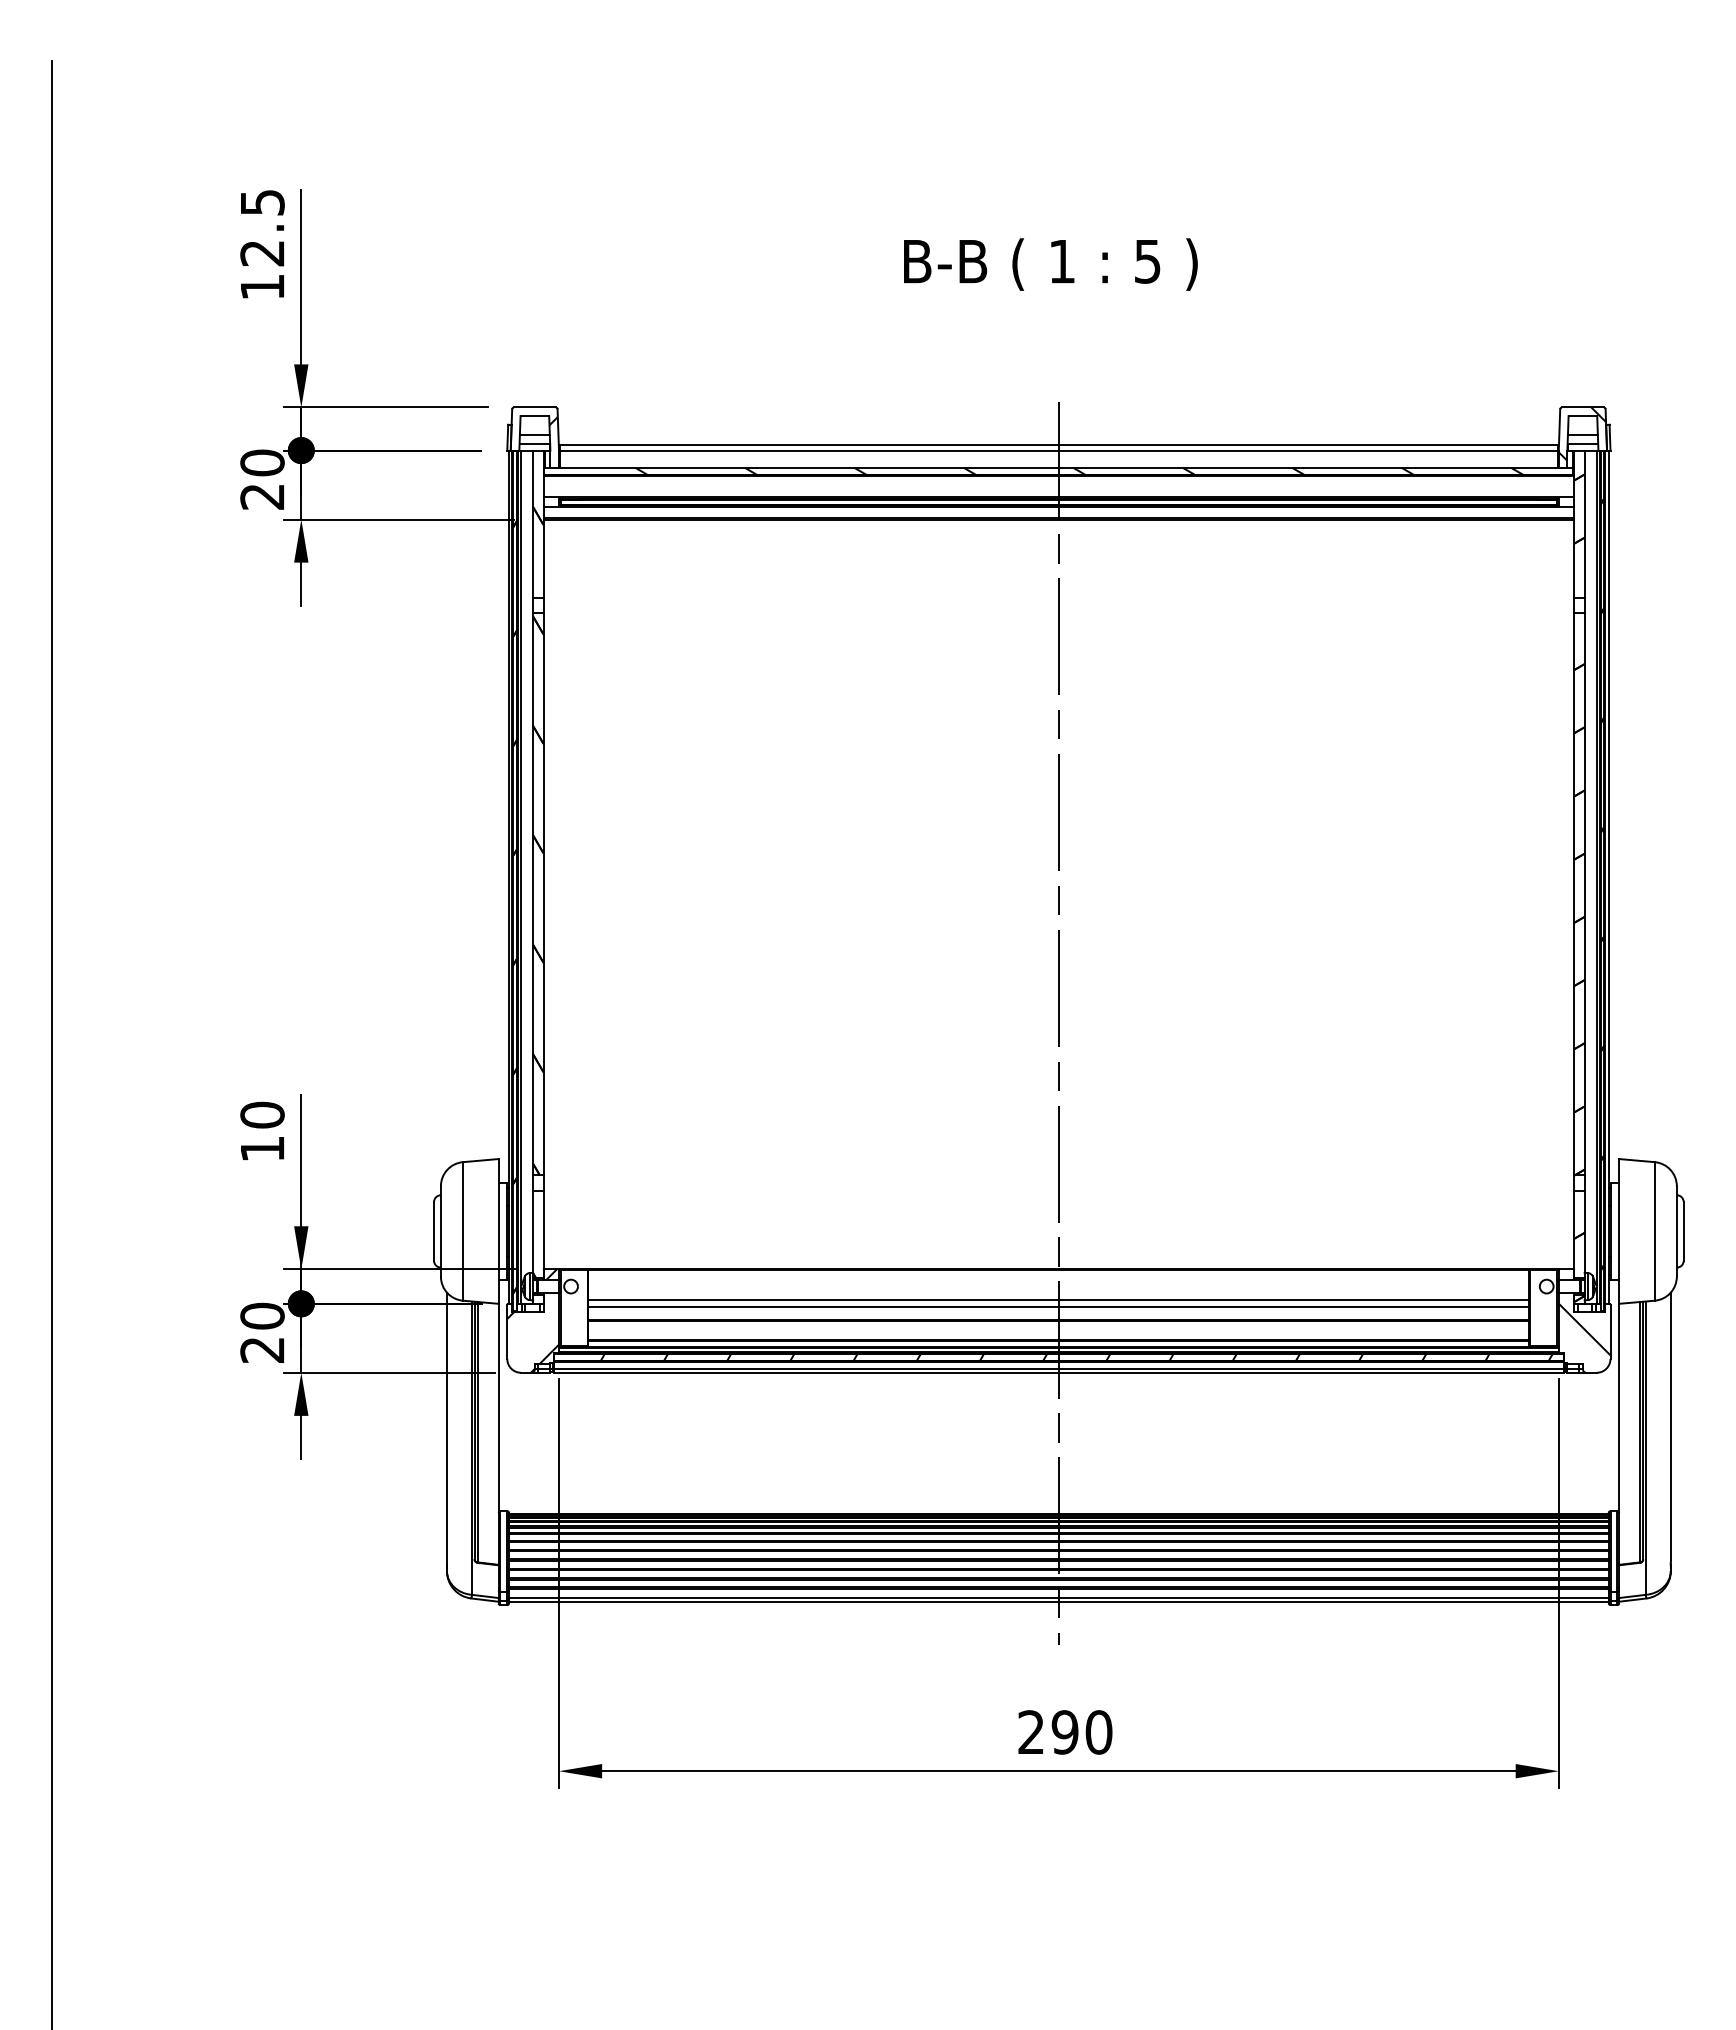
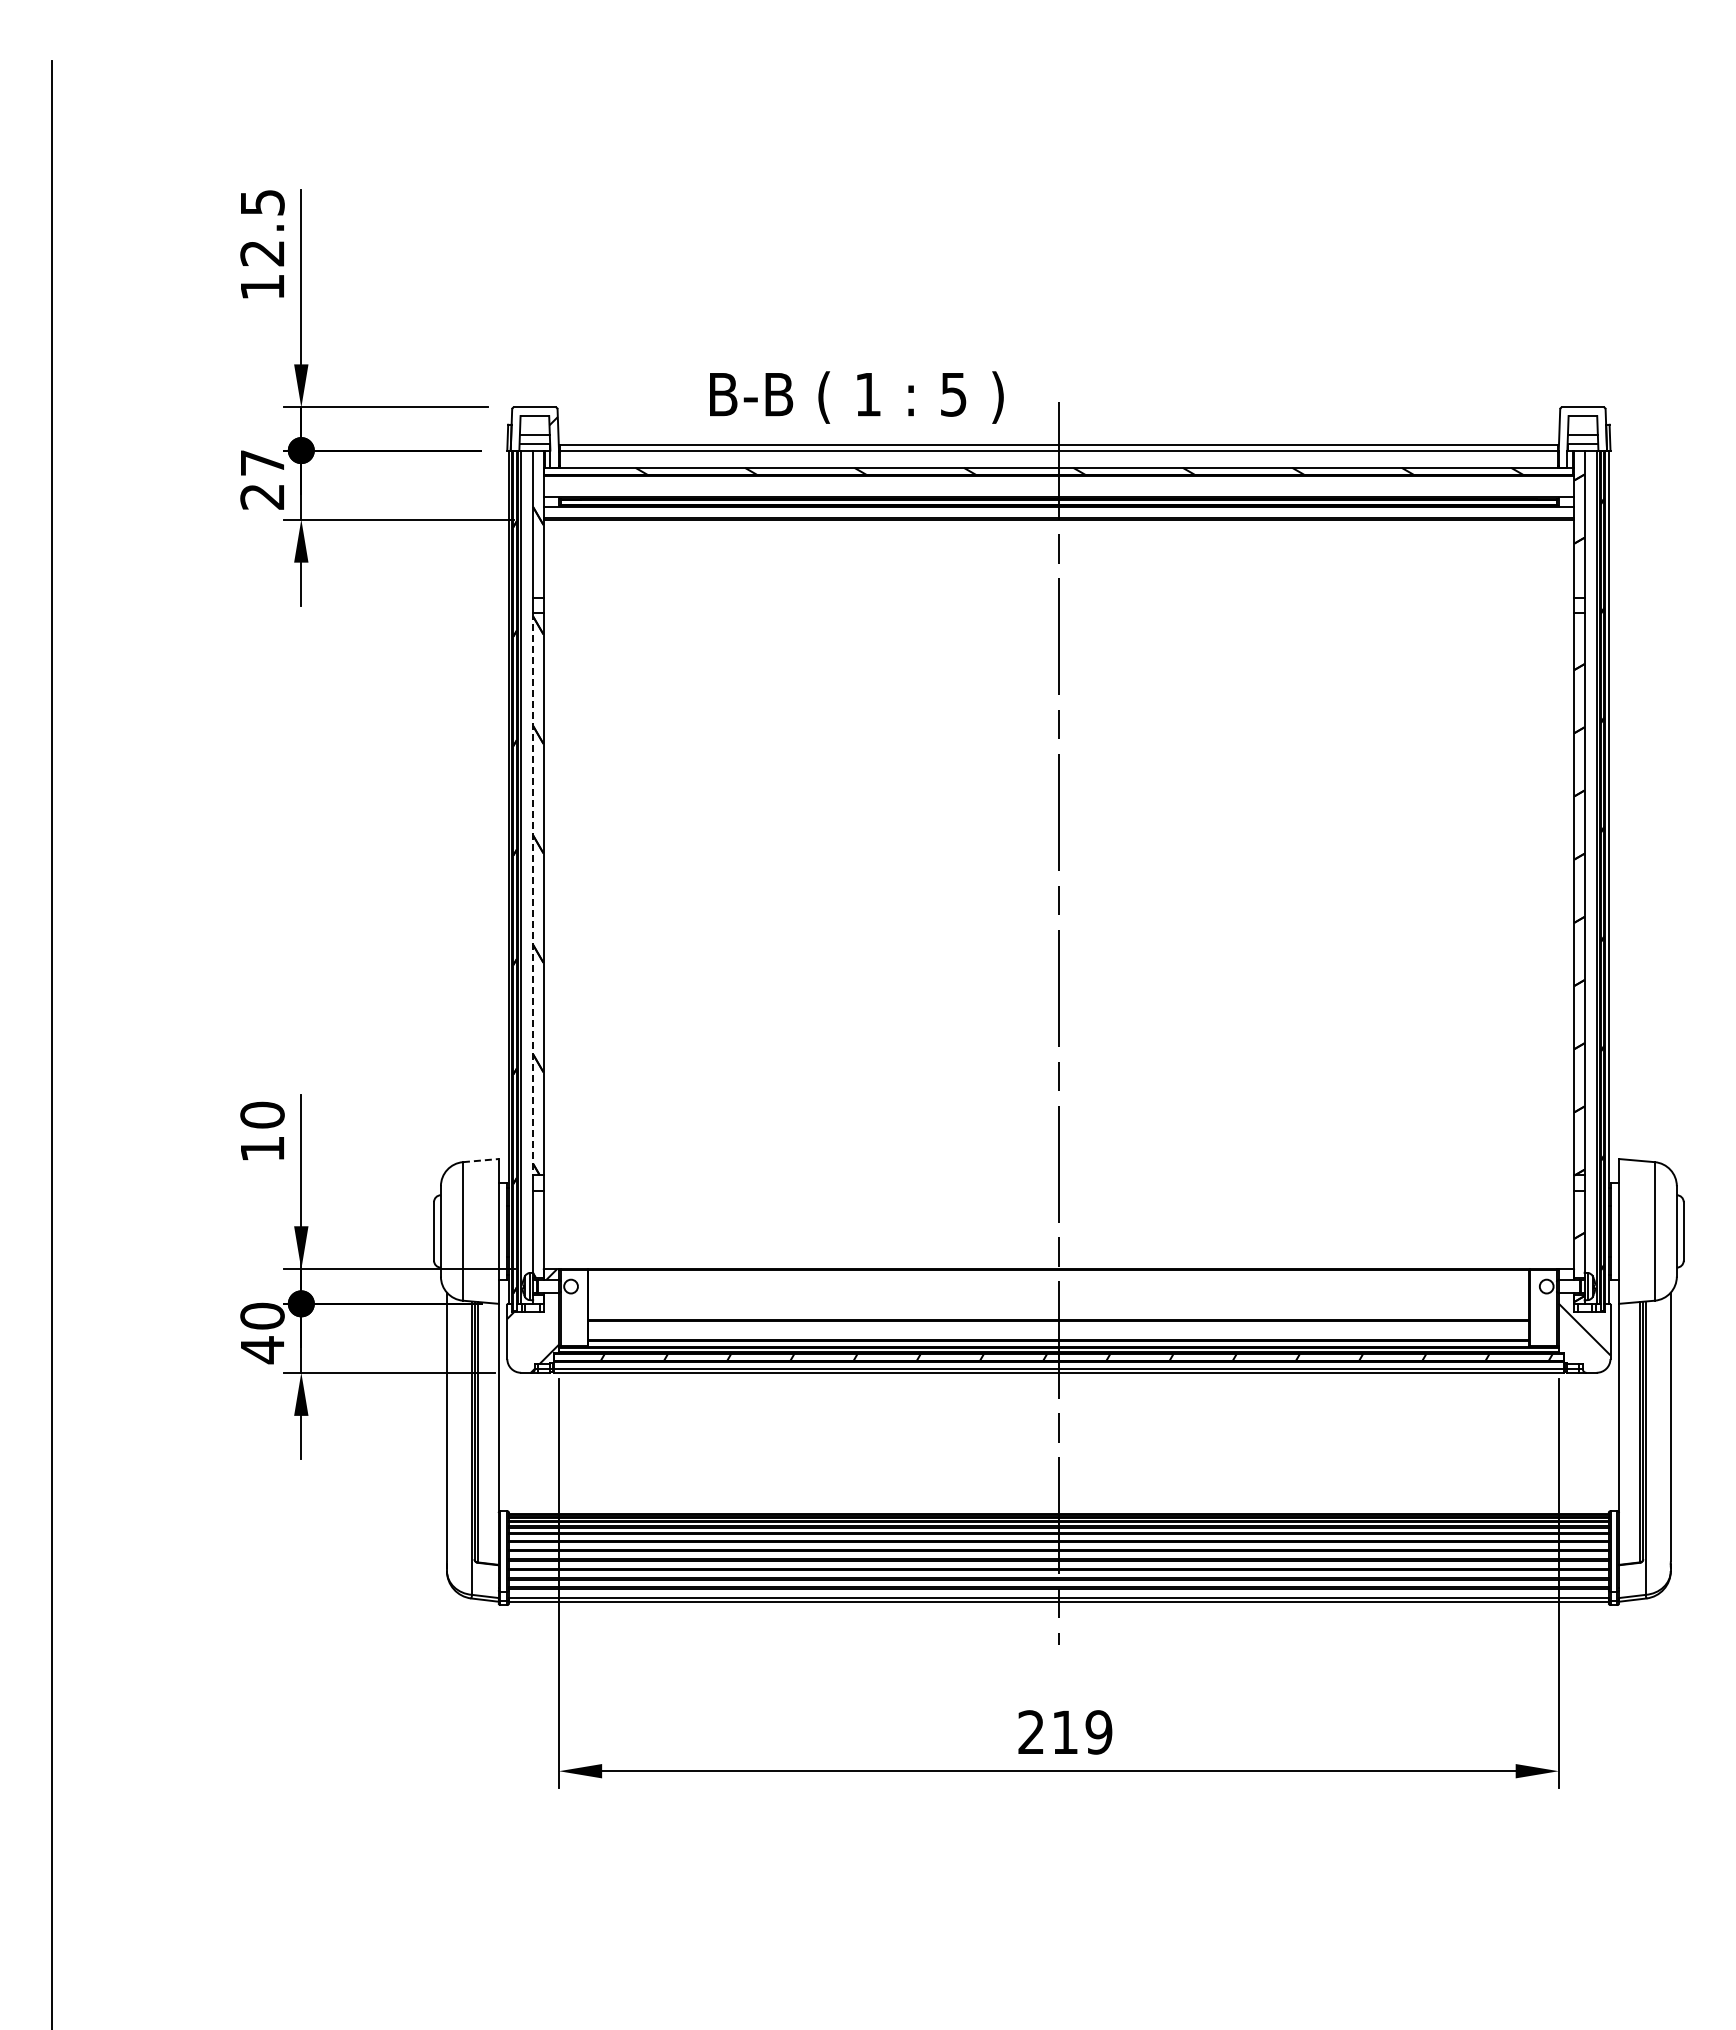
text position: (1050, 264) -> (856, 397) (856, 397)
hatch: present -> none (1582, 433)
text: 20 -> 27 (262, 462)
line: solid -> dashed (533, 894)
line: solid -> dashed (480, 1160)
line: present -> none (1058, 1300)
line: present -> none (1058, 1307)
text: 20 -> 40 (261, 1350)
text: 290 -> 219 (1081, 1732)
